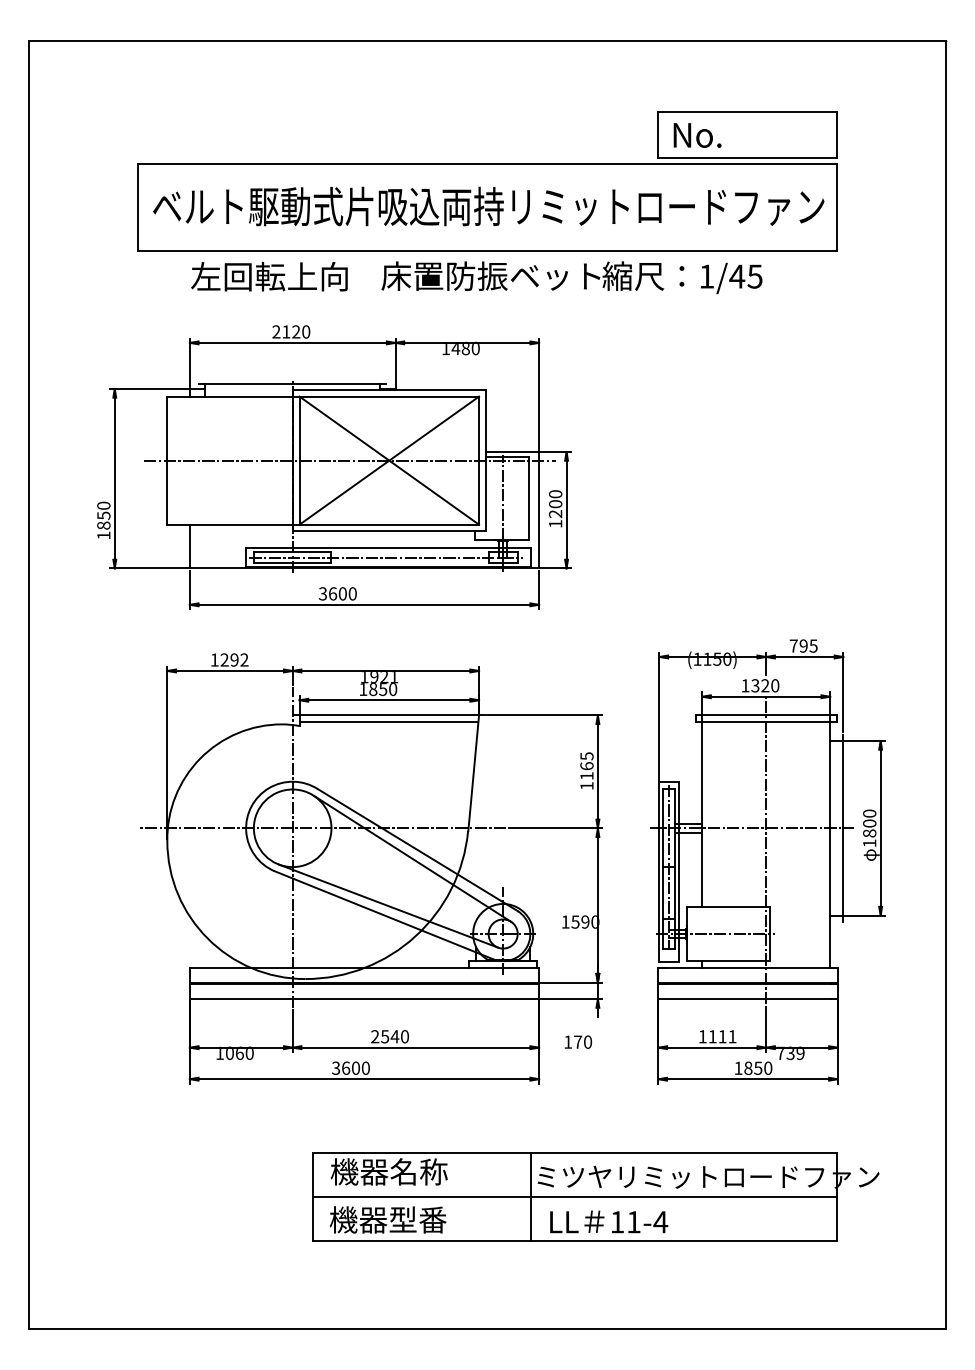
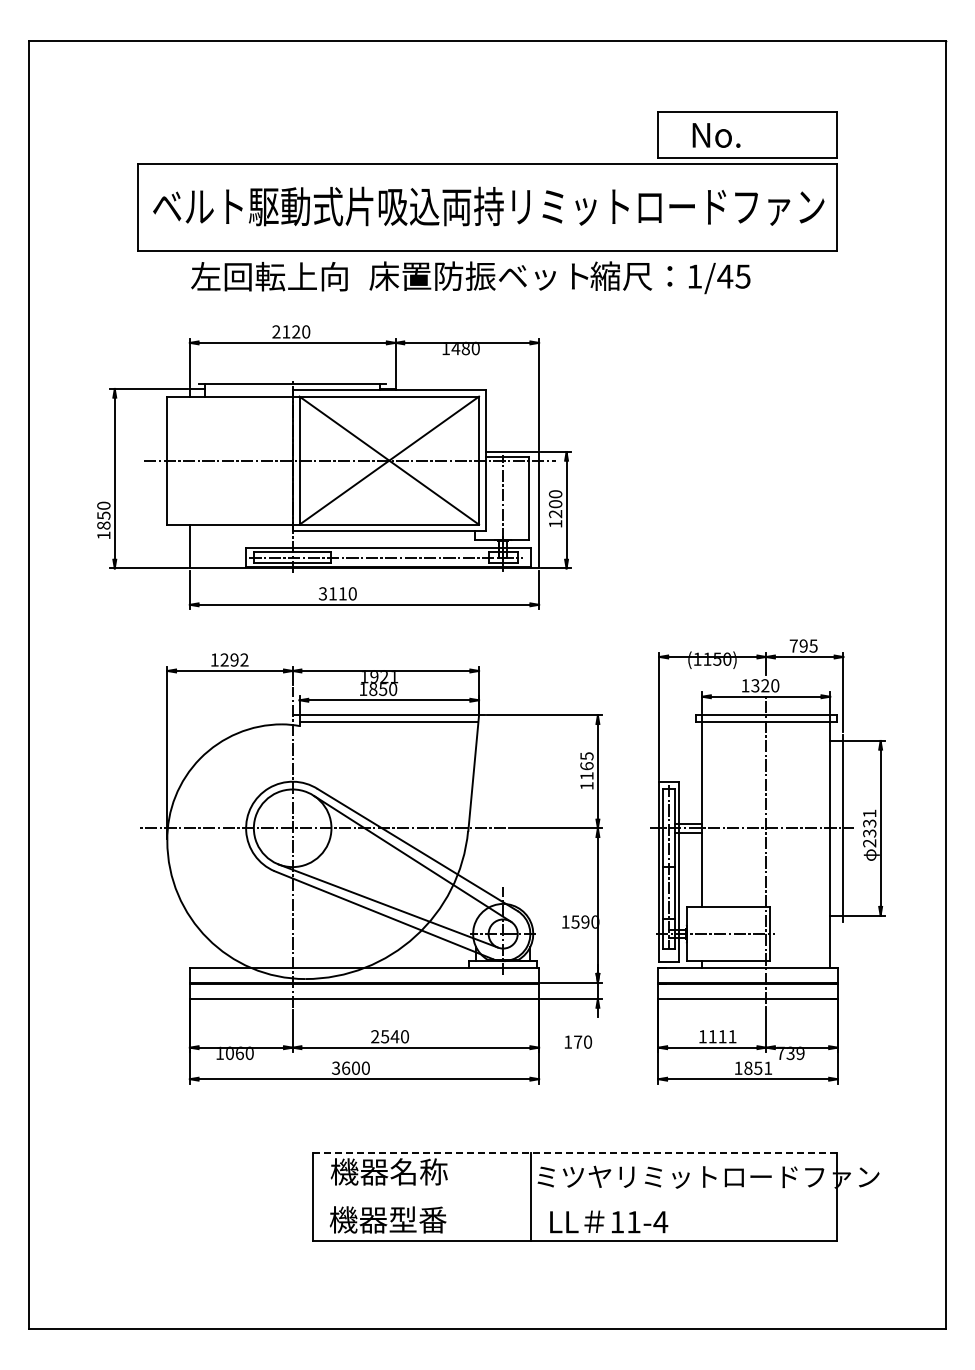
text position: (697, 135) -> (716, 135) (716, 135)
text position: (571, 277) -> (559, 277) (559, 277)
text: 3600 -> 3110 (337, 593)
text: 1800 -> 2331 (869, 828)
text: 1850 -> 1851 (768, 1067)
line: solid -> dashed (574, 1153)
line: present -> none (574, 1197)
